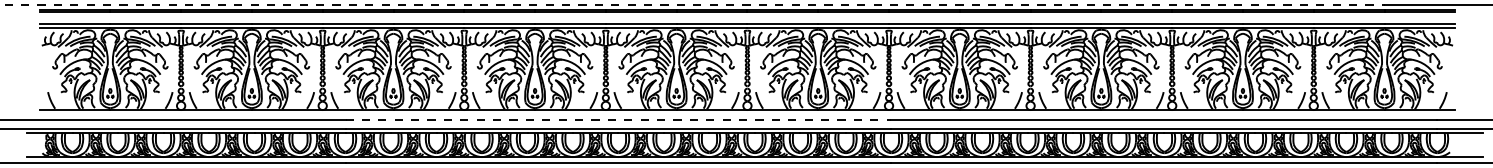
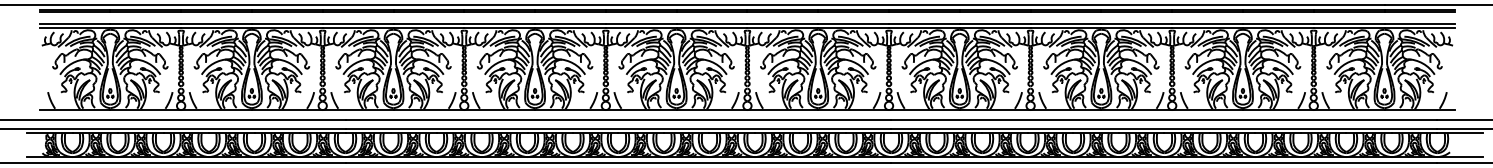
line: dashed -> solid (692, 4)
line: dashed -> solid (618, 119)
